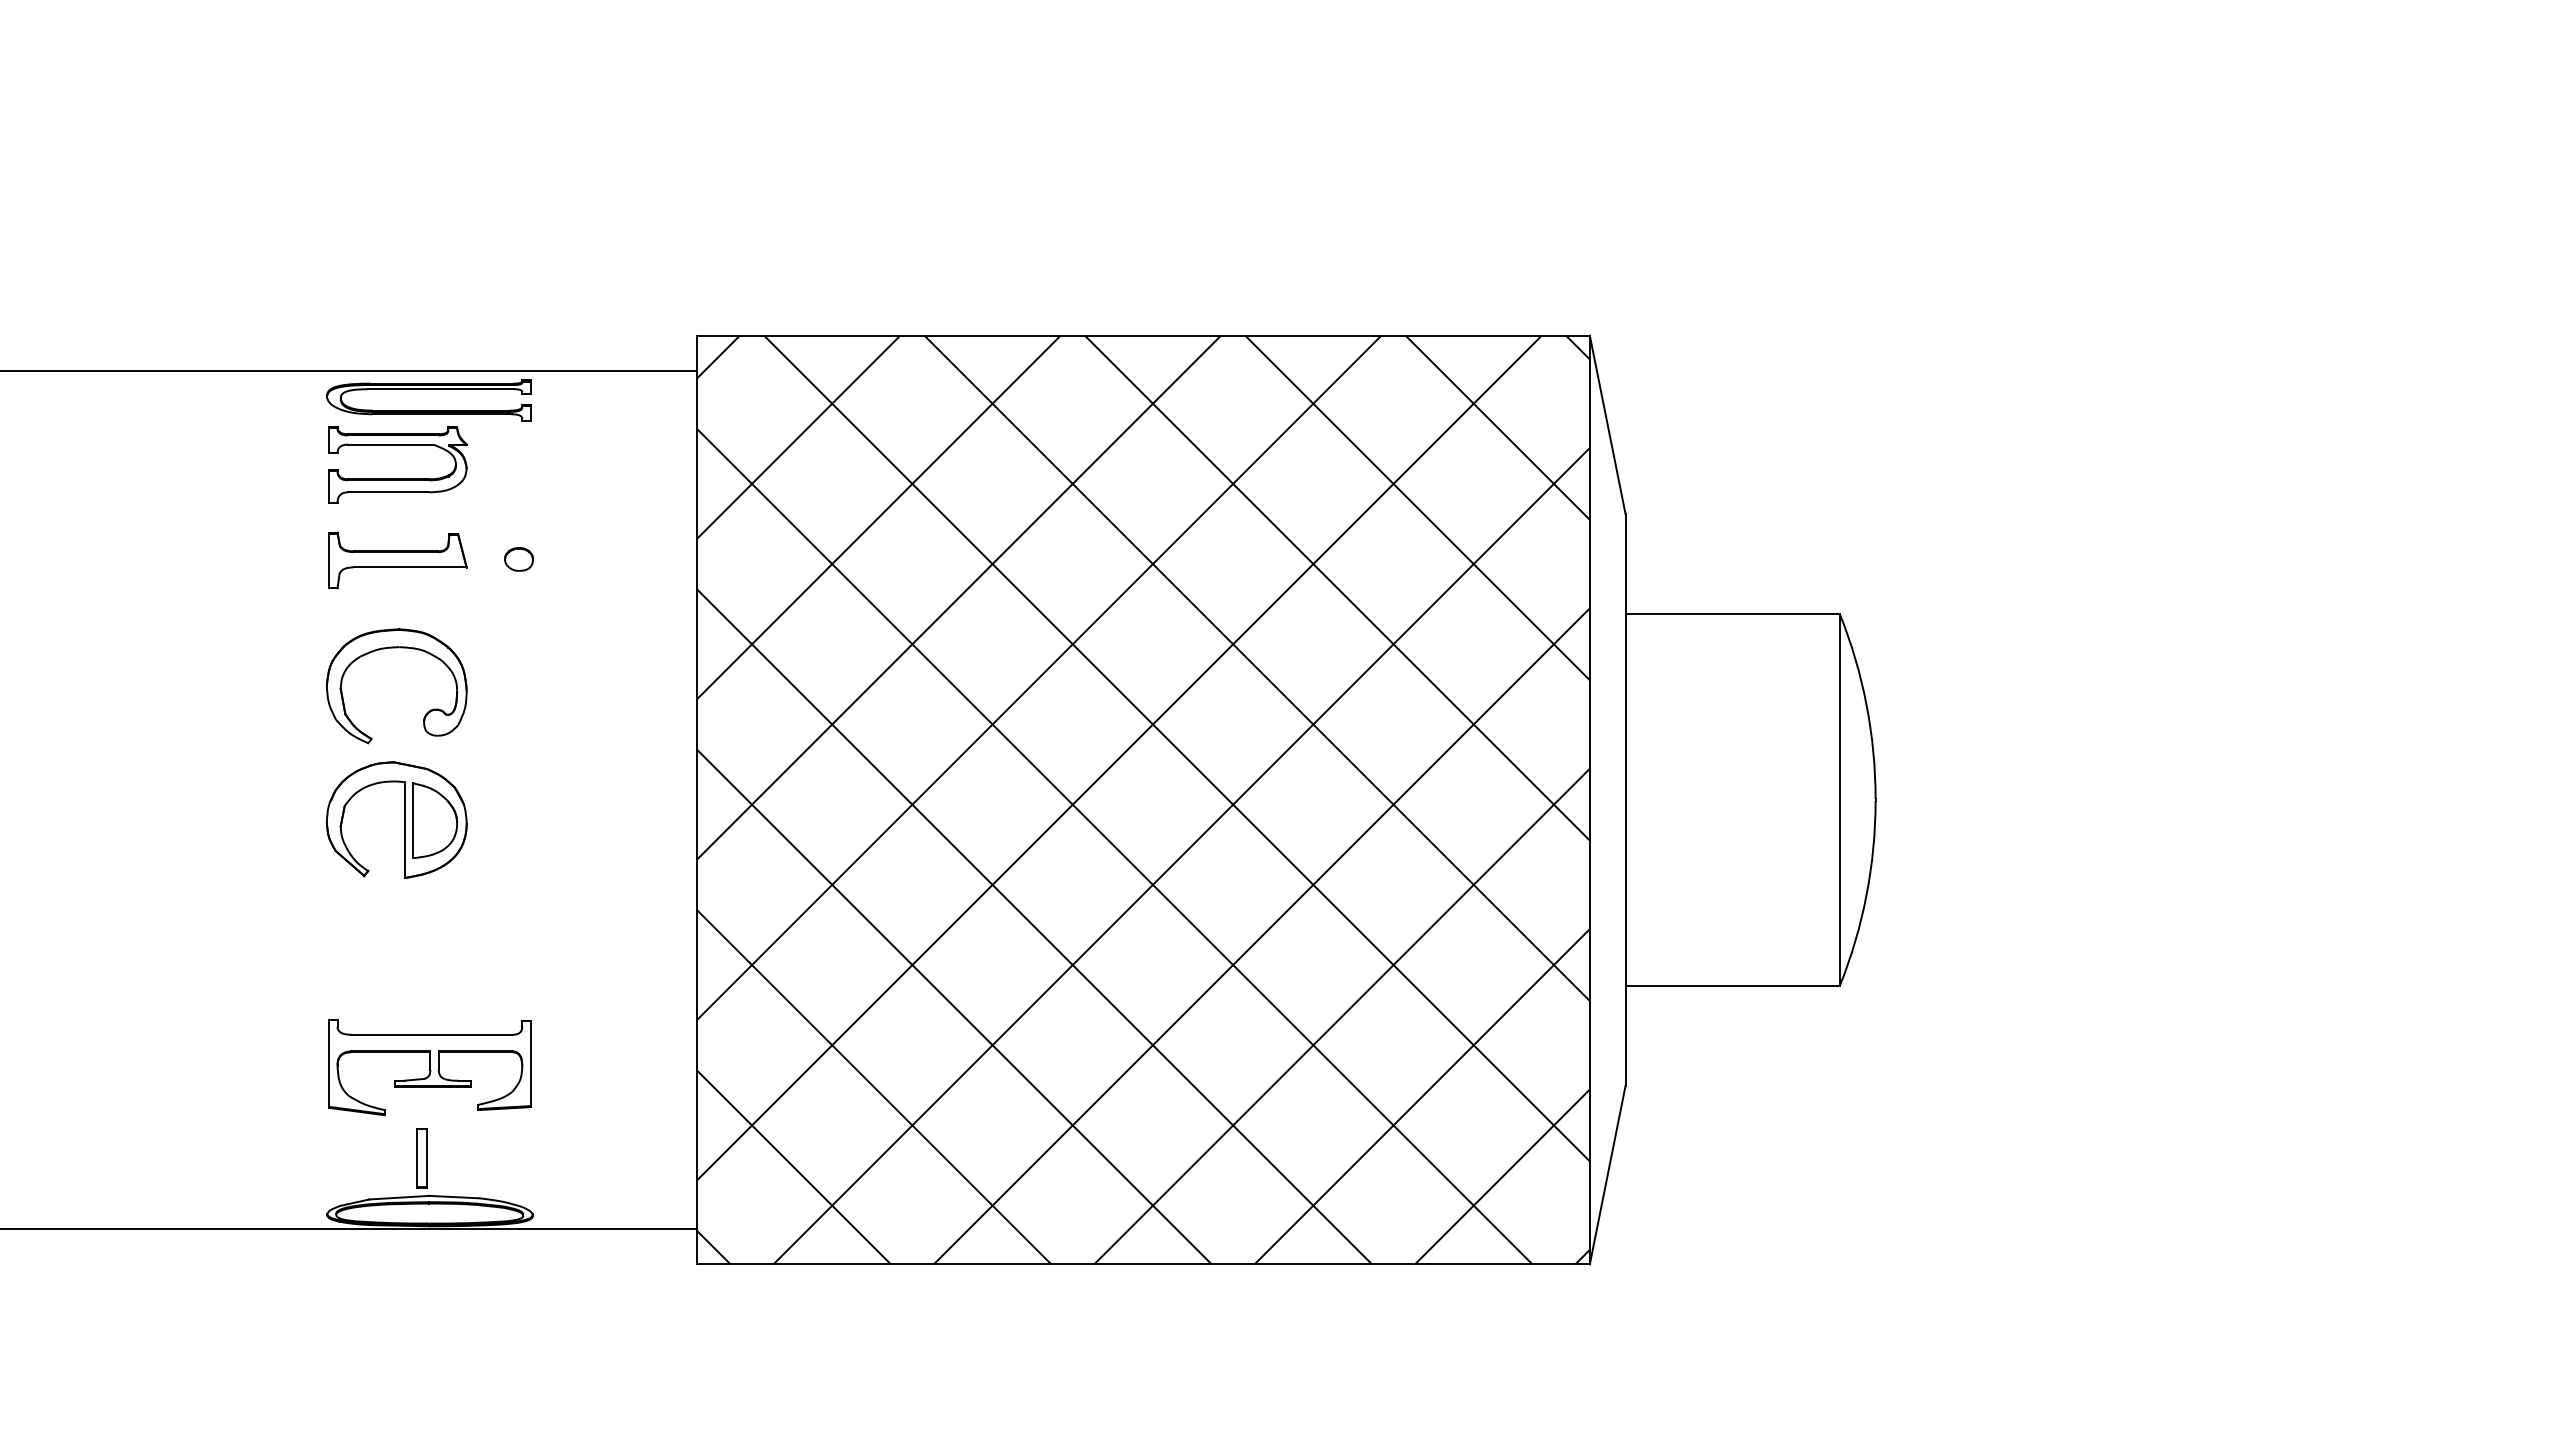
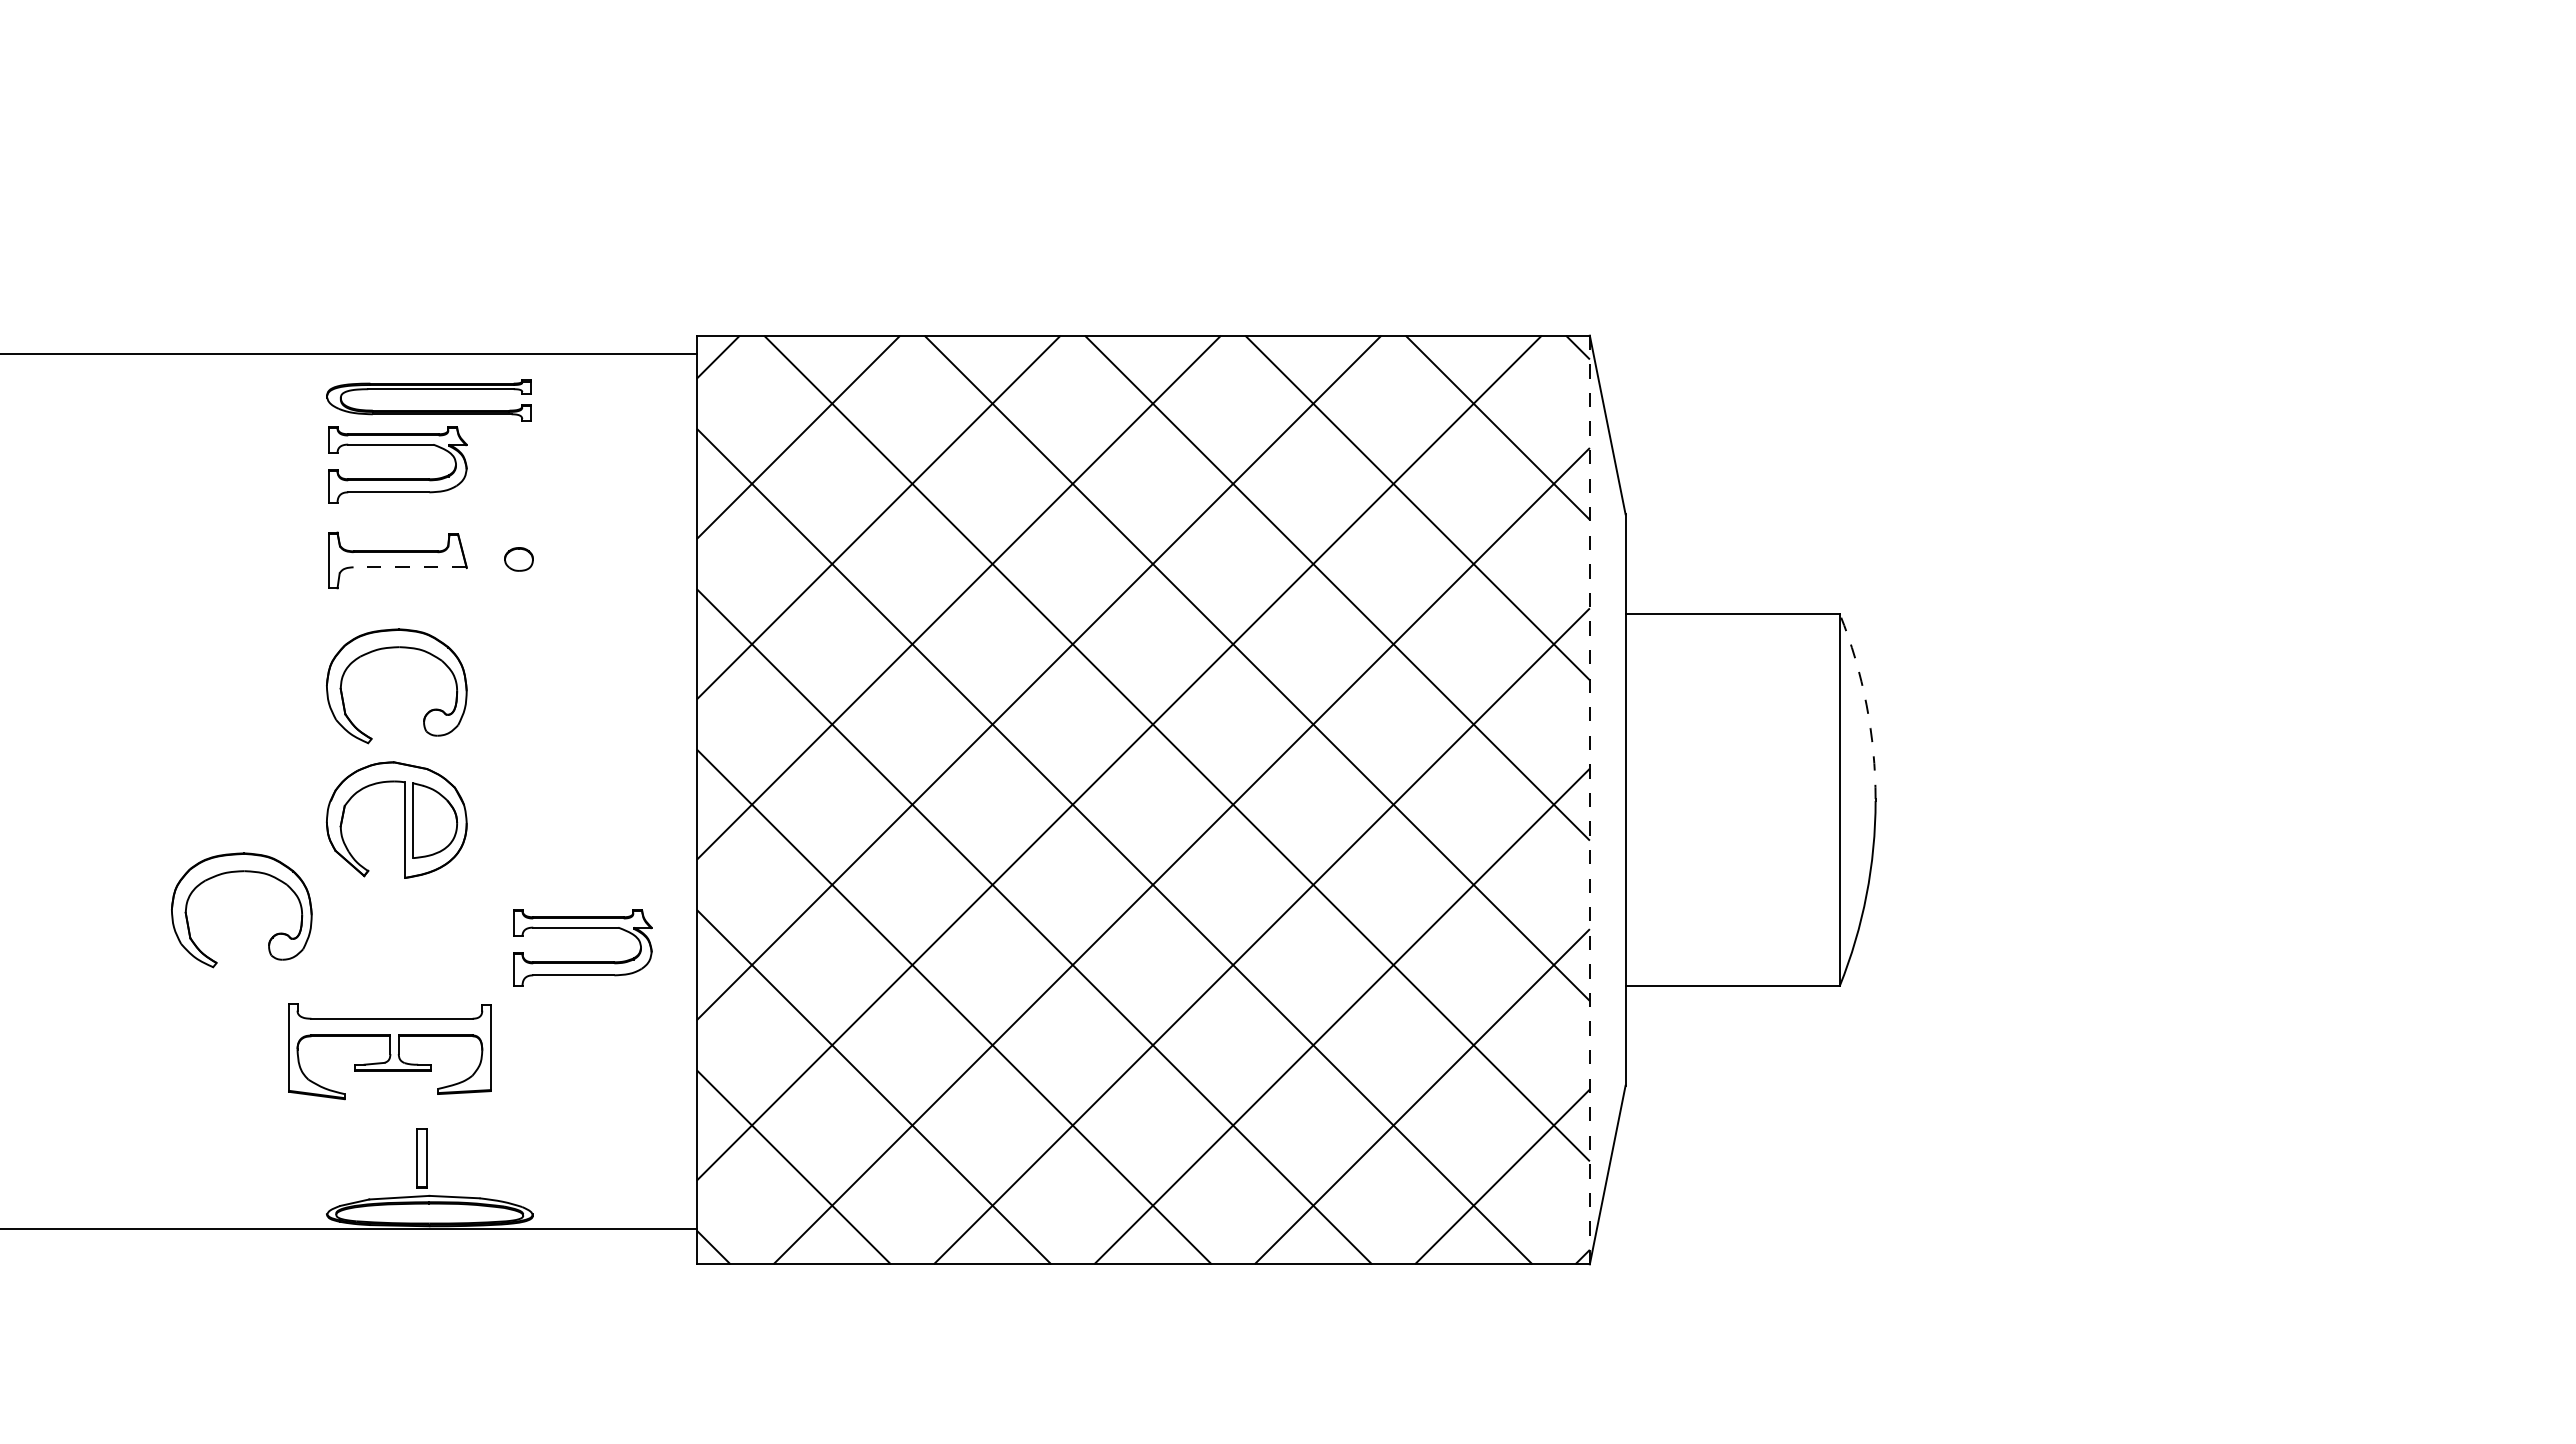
line position: (349, 371) -> (349, 354) (349, 354)
line: solid -> dashed (410, 567)
arc: solid -> dashed (1866, 705)
line: solid -> dashed (1589, 800)
part: none -> present (241, 872)
part: none -> present (582, 961)
part position: (429, 1067) -> (389, 1051) (389, 1051)
